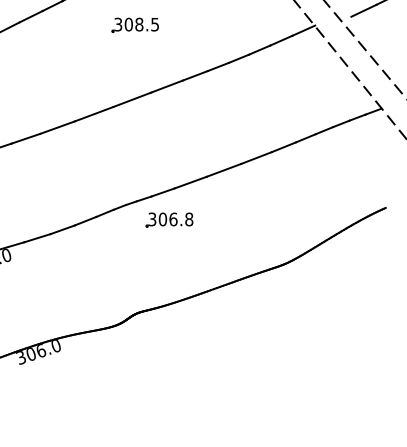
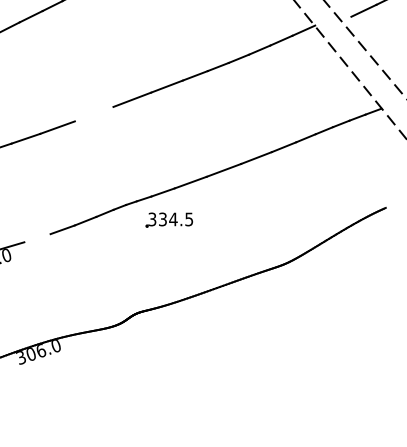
part: present -> none (134, 24)
line: present -> none (93, 113)
text: 306.8 -> 334.5 (175, 219)
line: present -> none (37, 238)
